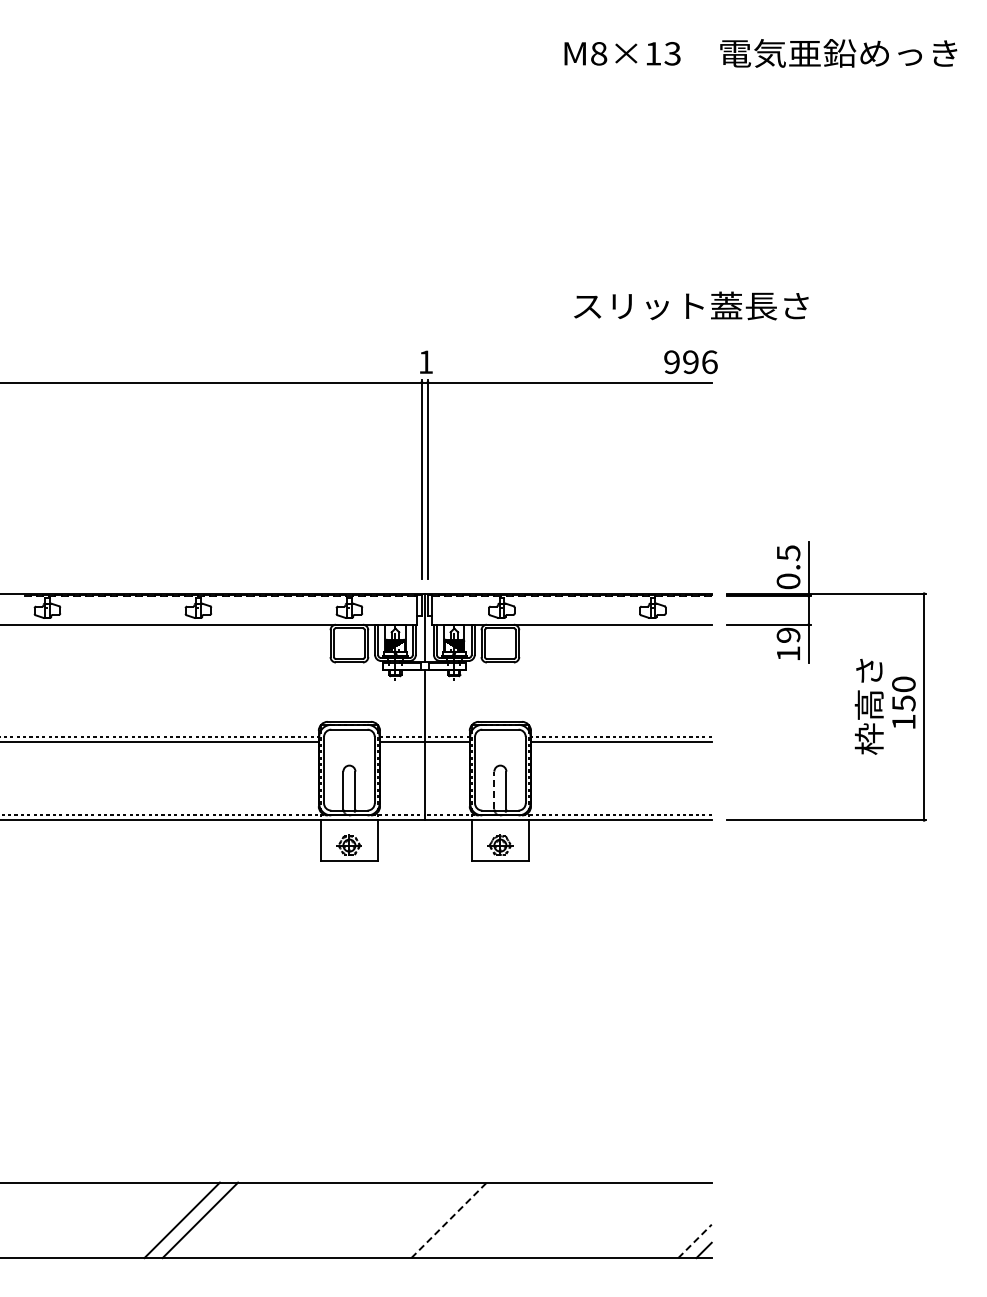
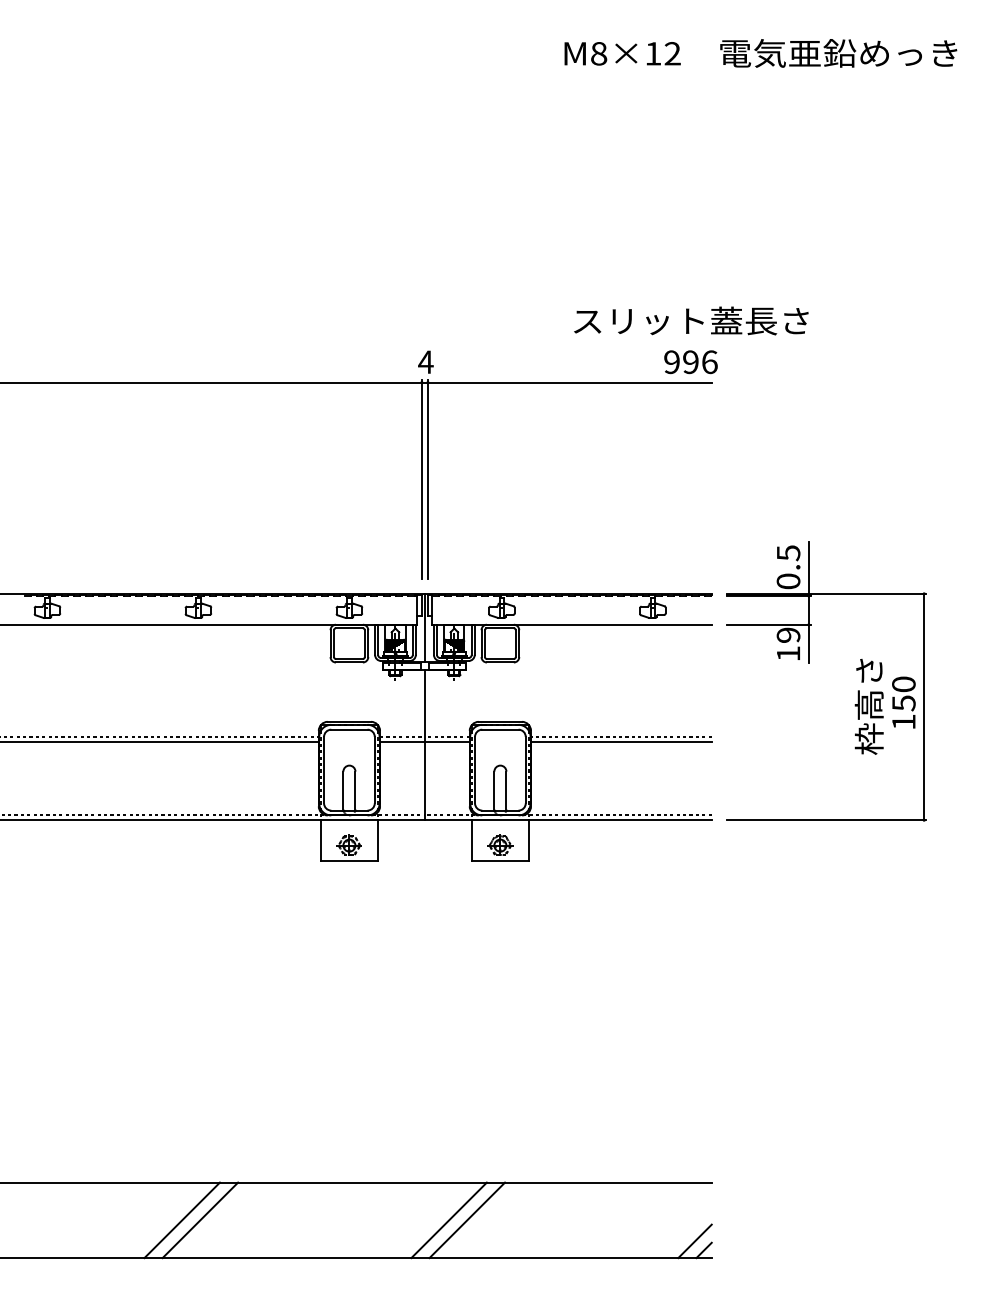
text: M8×13 -> M8×12 (672, 53)
text position: (691, 305) -> (691, 320) (691, 320)
text: 1 -> 4 (425, 361)
line: dashed -> solid (494, 790)
line: dashed -> solid (449, 1219)
line: none -> present (467, 1220)
line: dashed -> solid (695, 1241)
